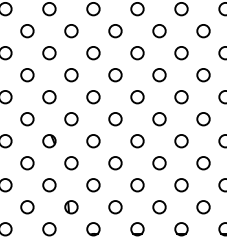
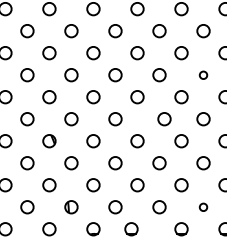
circle size: 15x15 px -> 11x10 px (203, 74)
circle position: (159, 119) -> (164, 119) (164, 119)
circle size: 15x15 px -> 11x10 px (203, 206)
circle position: (137, 229) -> (131, 229) (131, 229)
